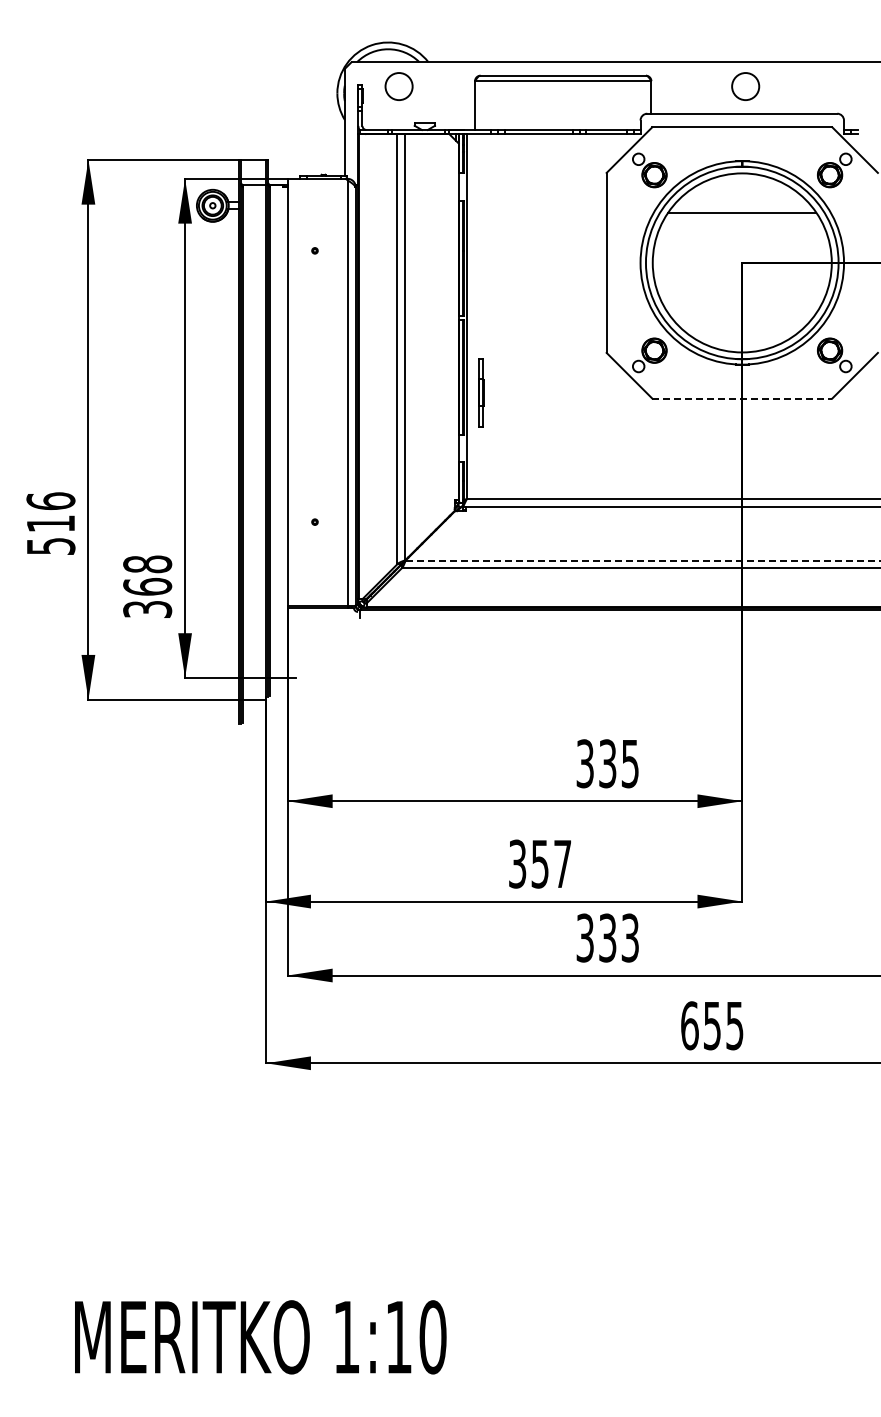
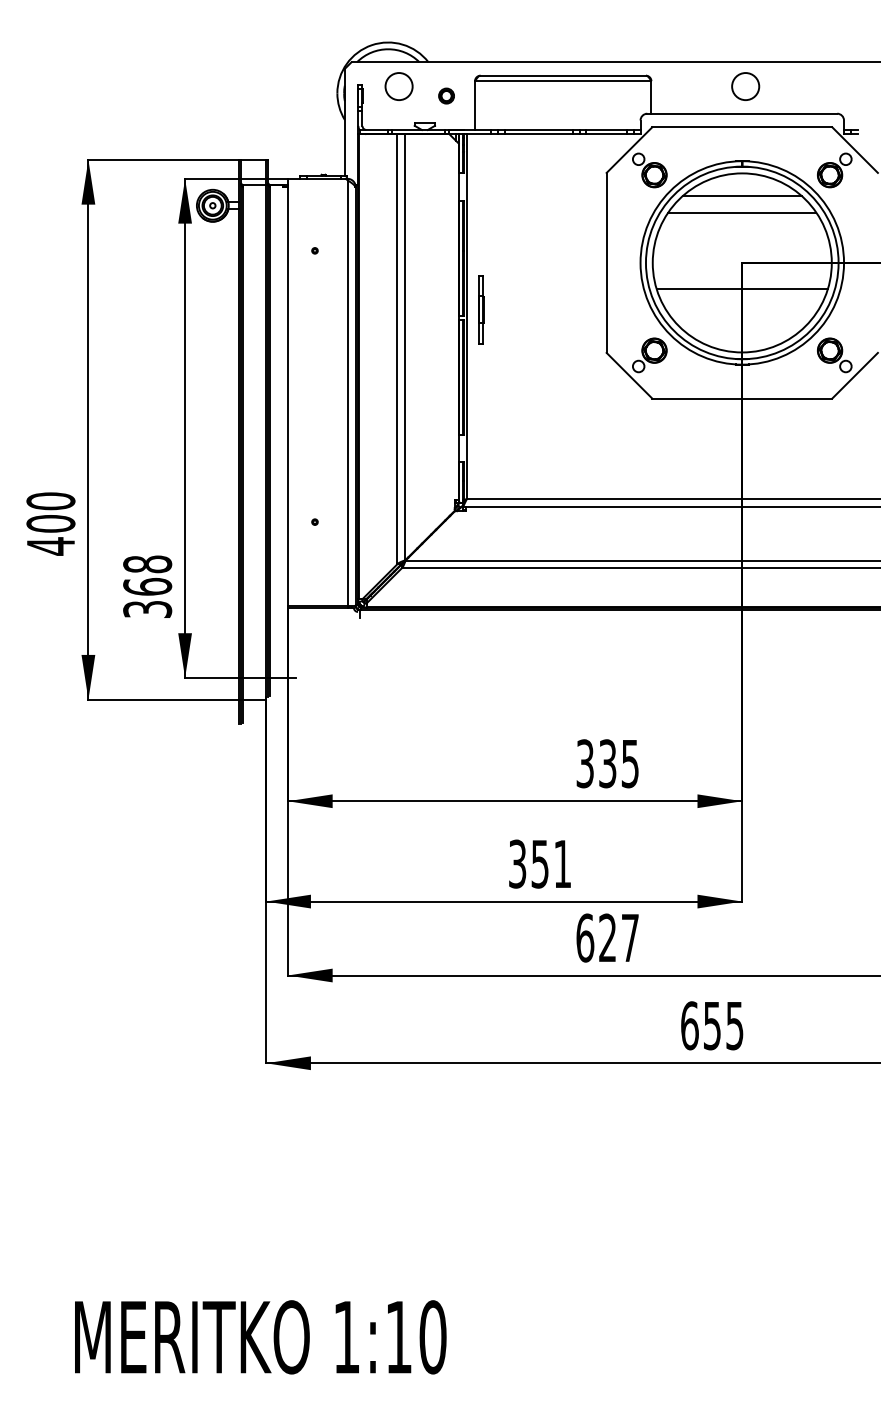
part: none -> present (446, 95)
line: none -> present (742, 196)
line: none -> present (742, 288)
part position: (481, 392) -> (481, 309) (481, 309)
line: dashed -> solid (742, 398)
text: 516 -> 400 (50, 523)
line: dashed -> solid (643, 560)
text: 357 -> 351 (562, 863)
text: 333 -> 627 (607, 937)
